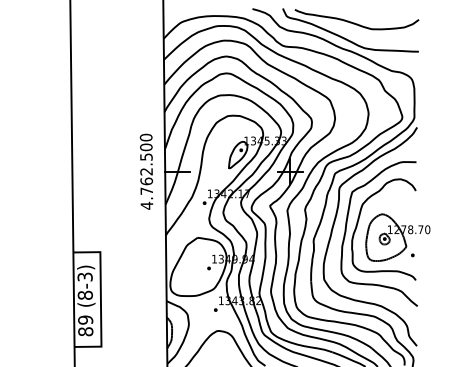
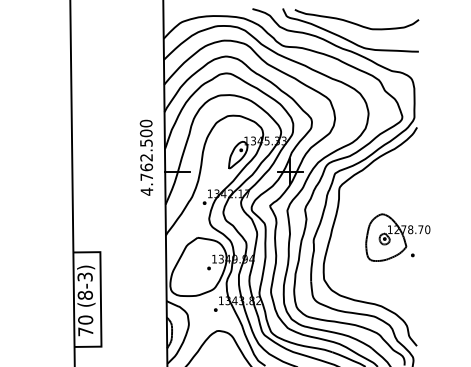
text position: (146, 171) -> (146, 157) (146, 157)
part: present -> none (357, 227)
text: 89 -> 70 (85, 325)
